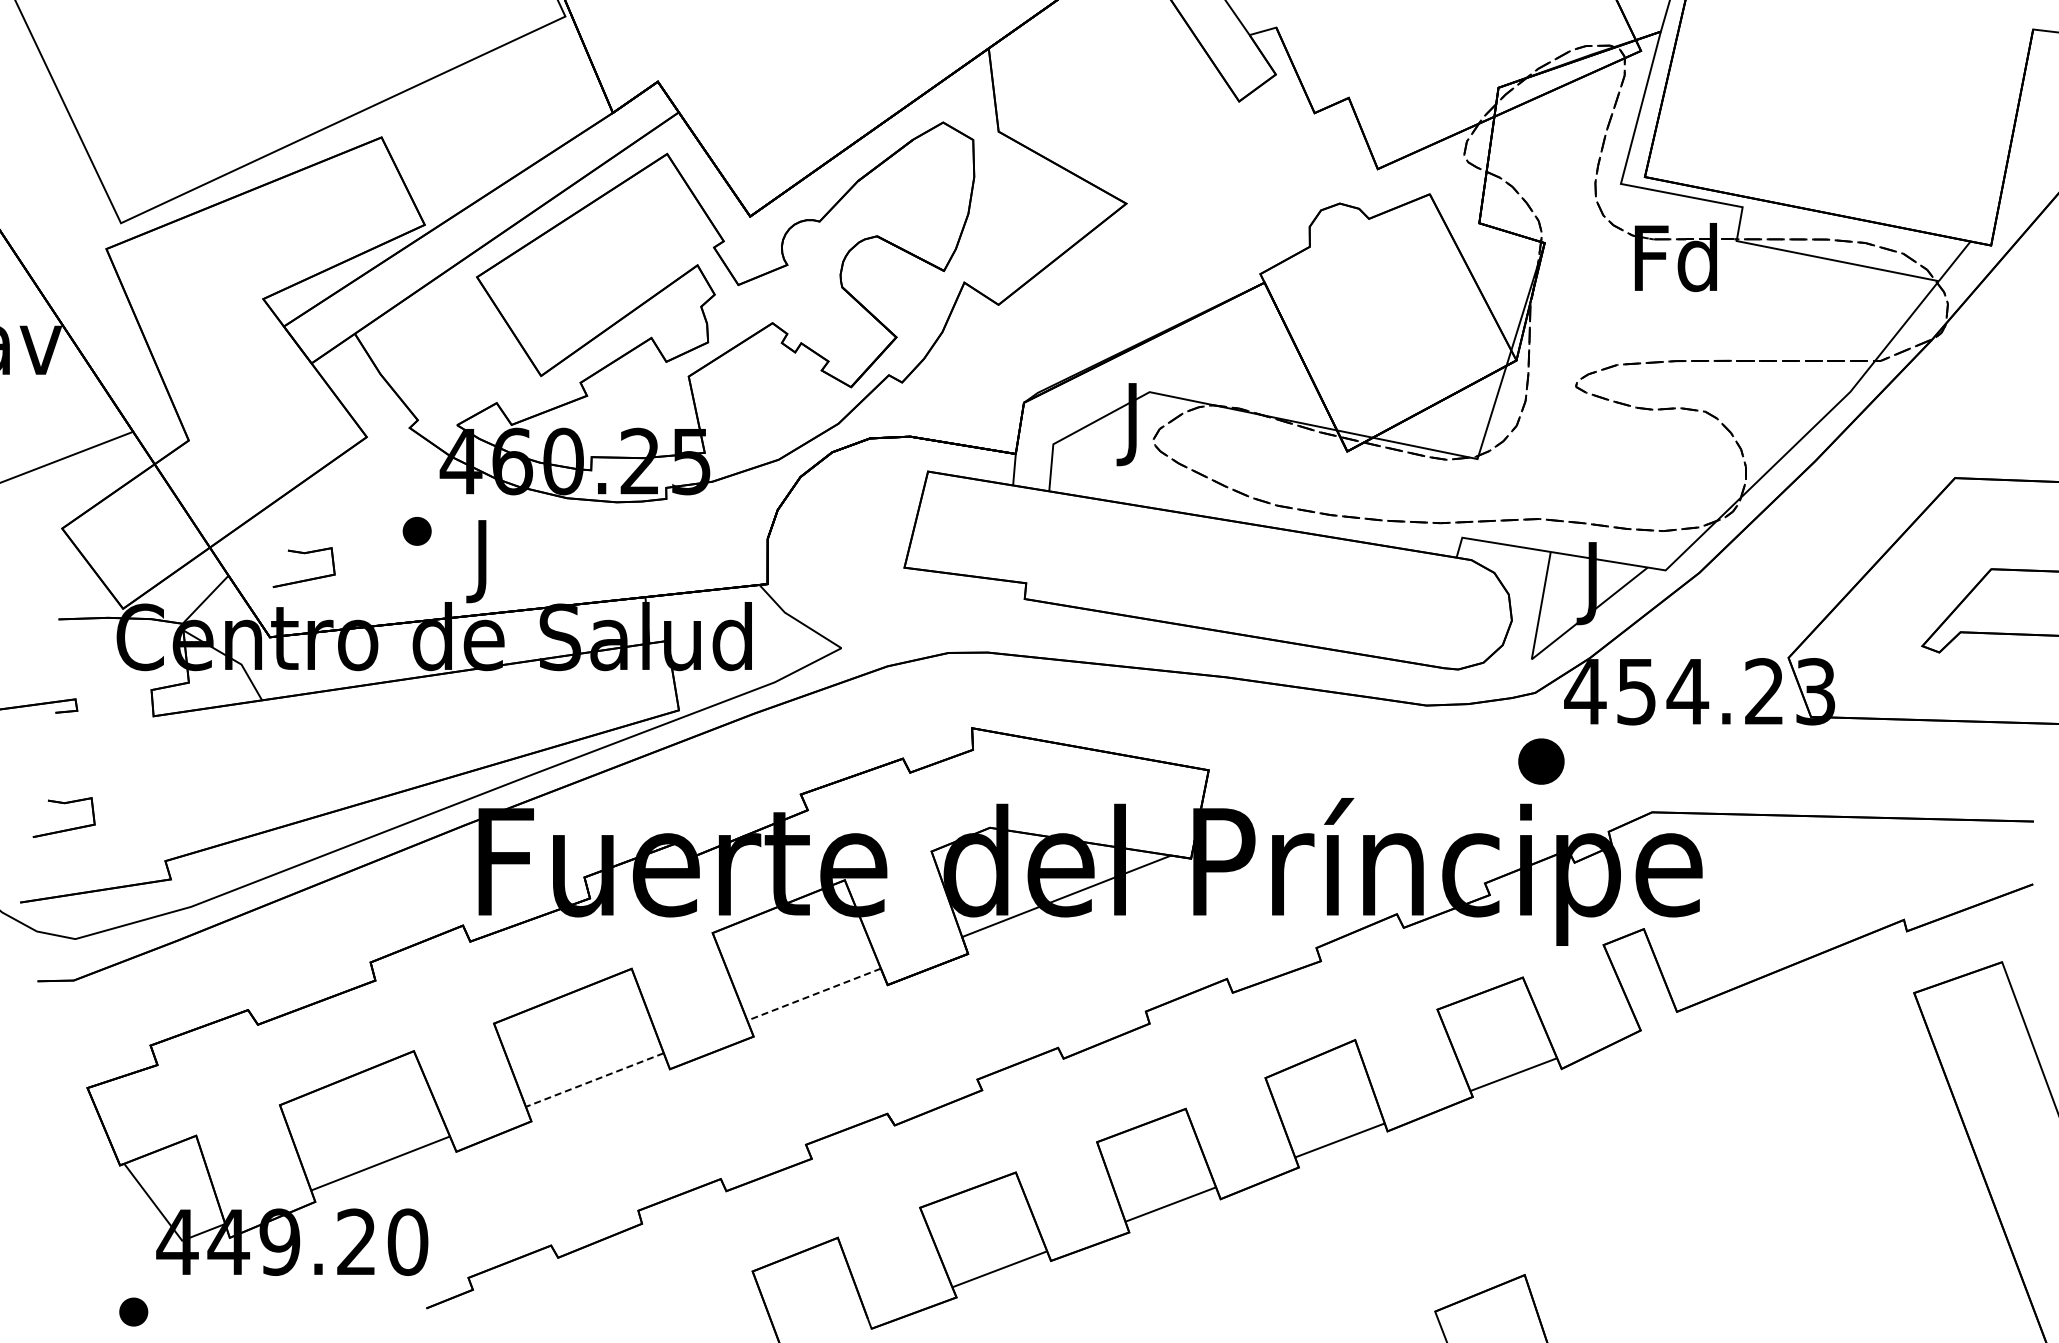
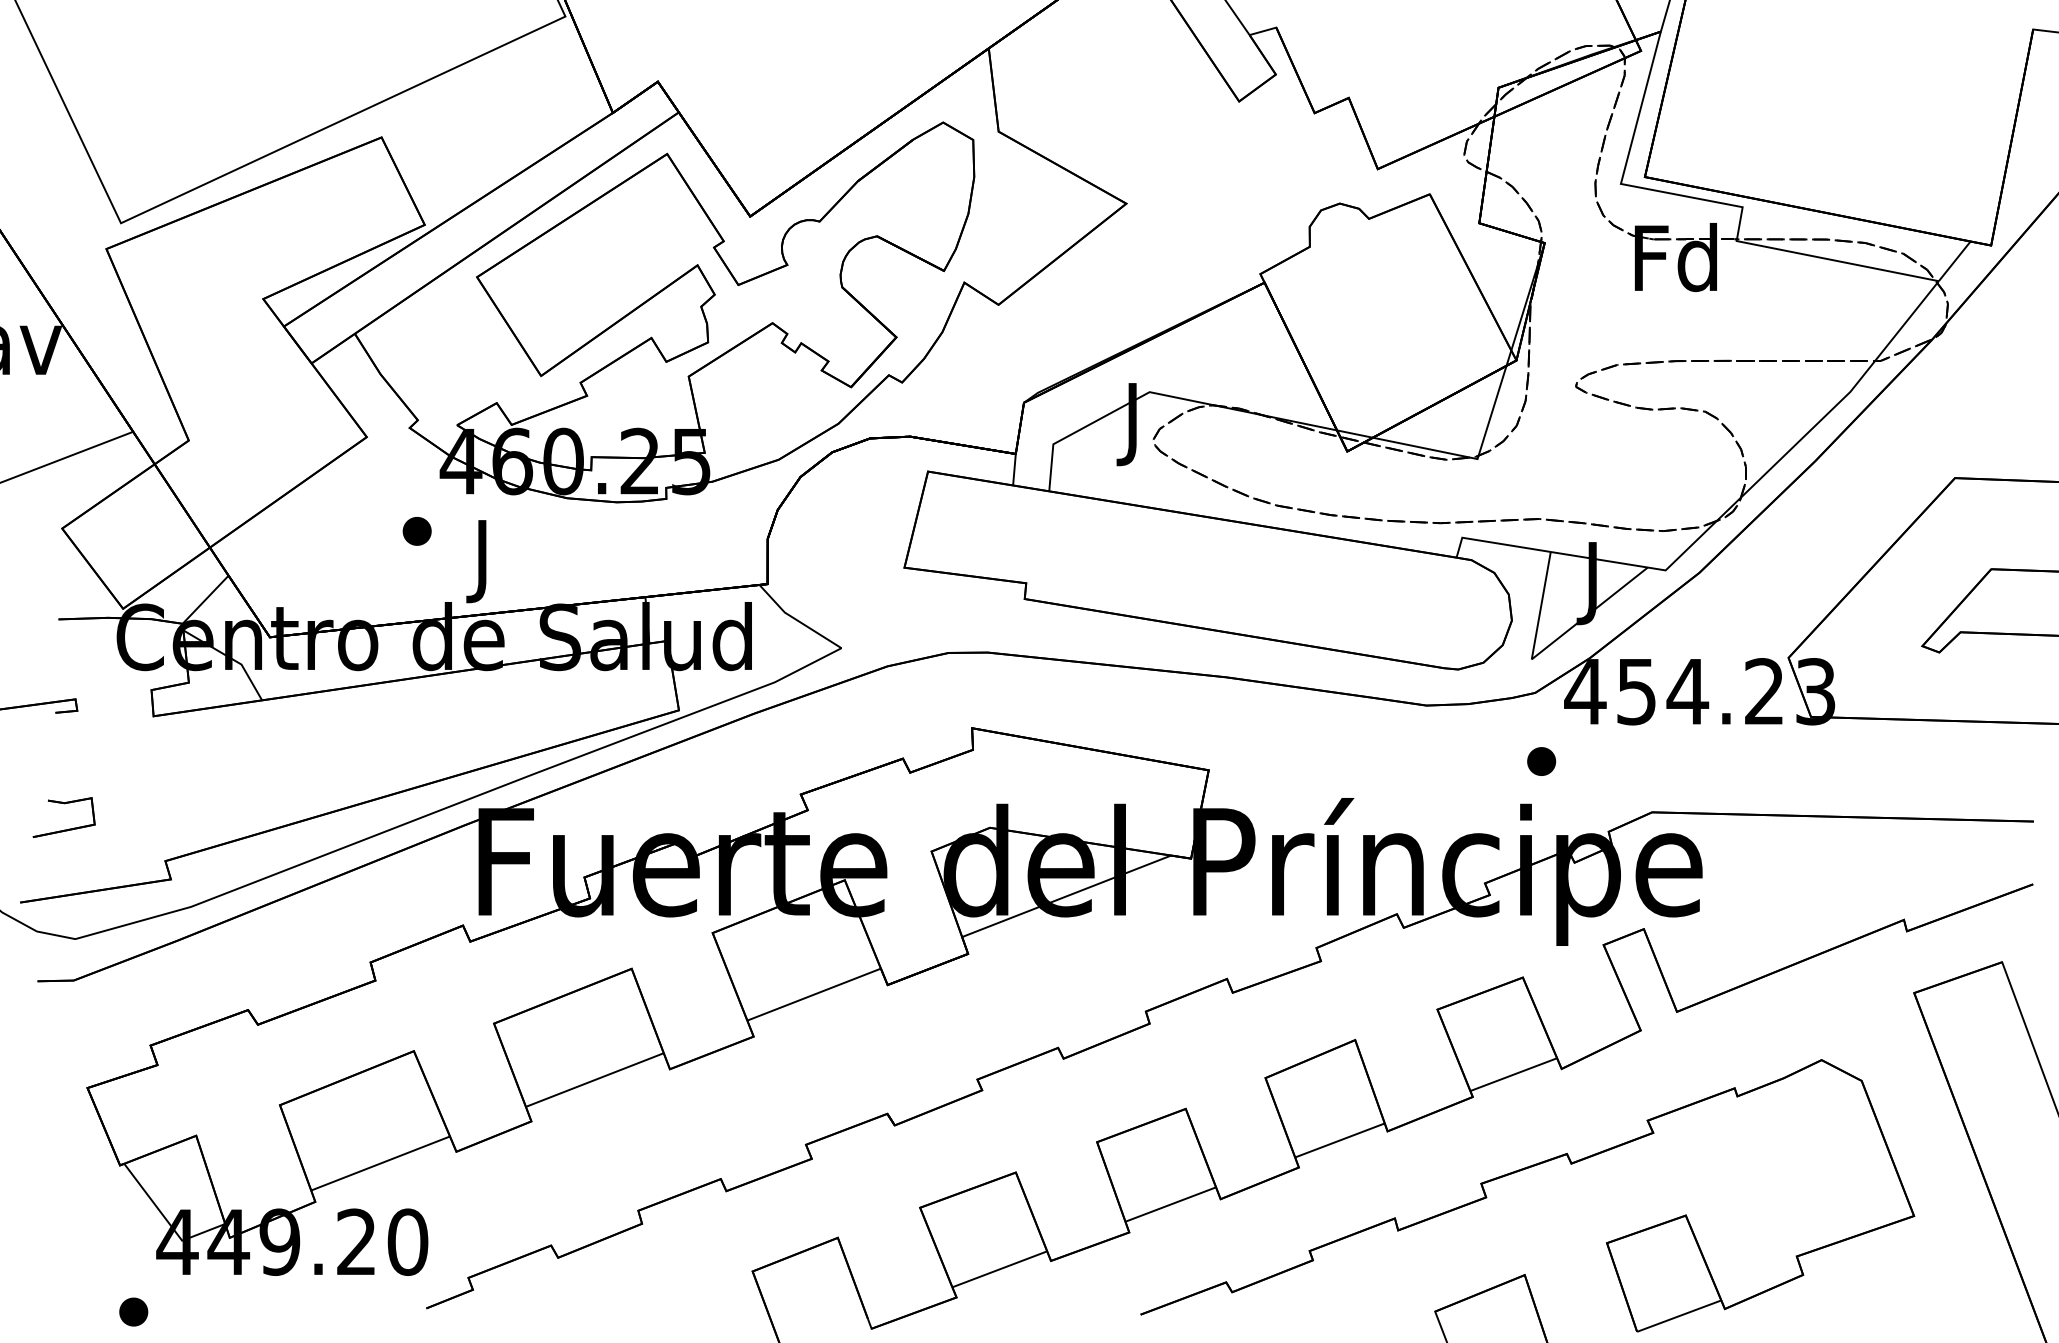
part: present -> none (304, 579)
part size: 47x47 px -> 30x29 px (1541, 761)
line: dashed -> solid (814, 994)
line: dashed -> solid (594, 1080)
part: none -> present (1520, 1171)
